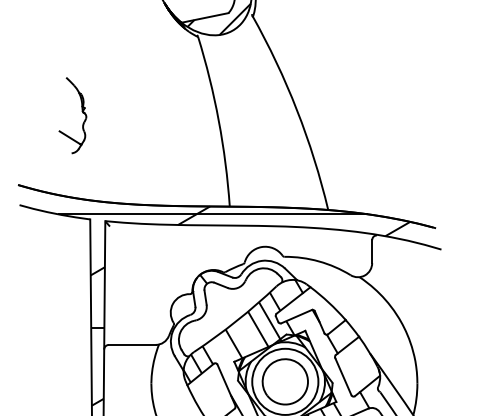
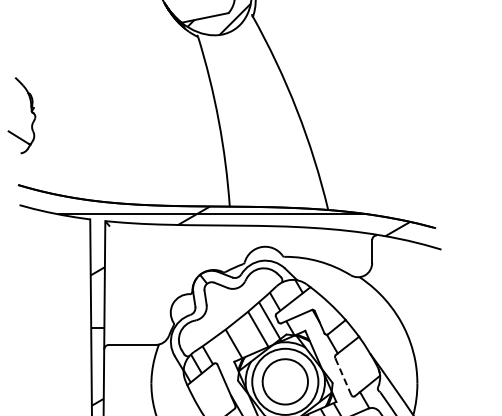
part position: (81, 111) -> (30, 111) (30, 111)
line: solid -> dashed (343, 376)
